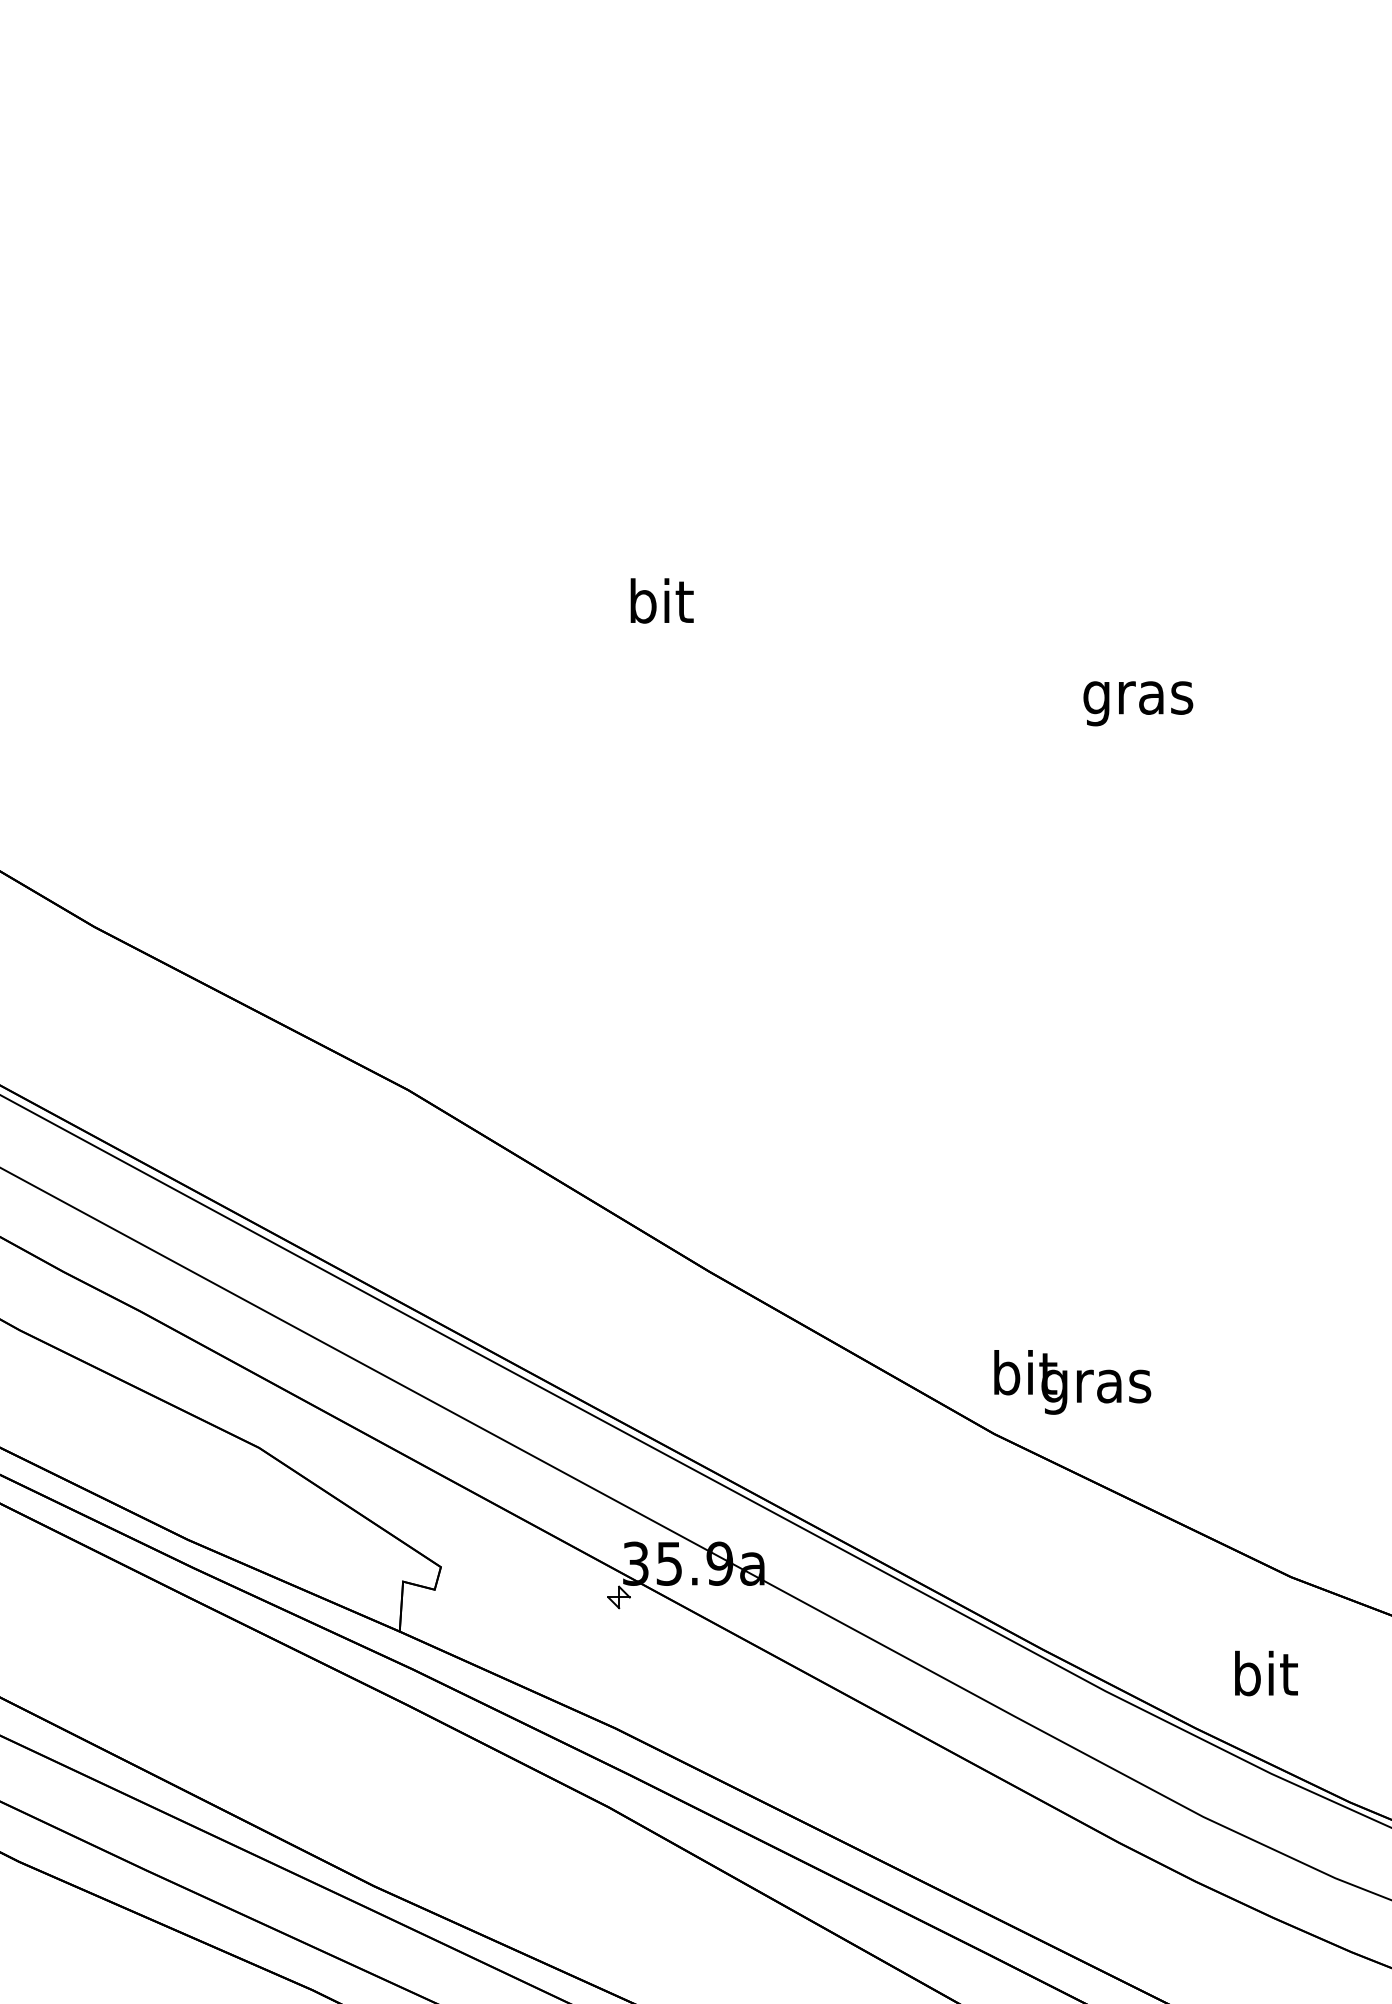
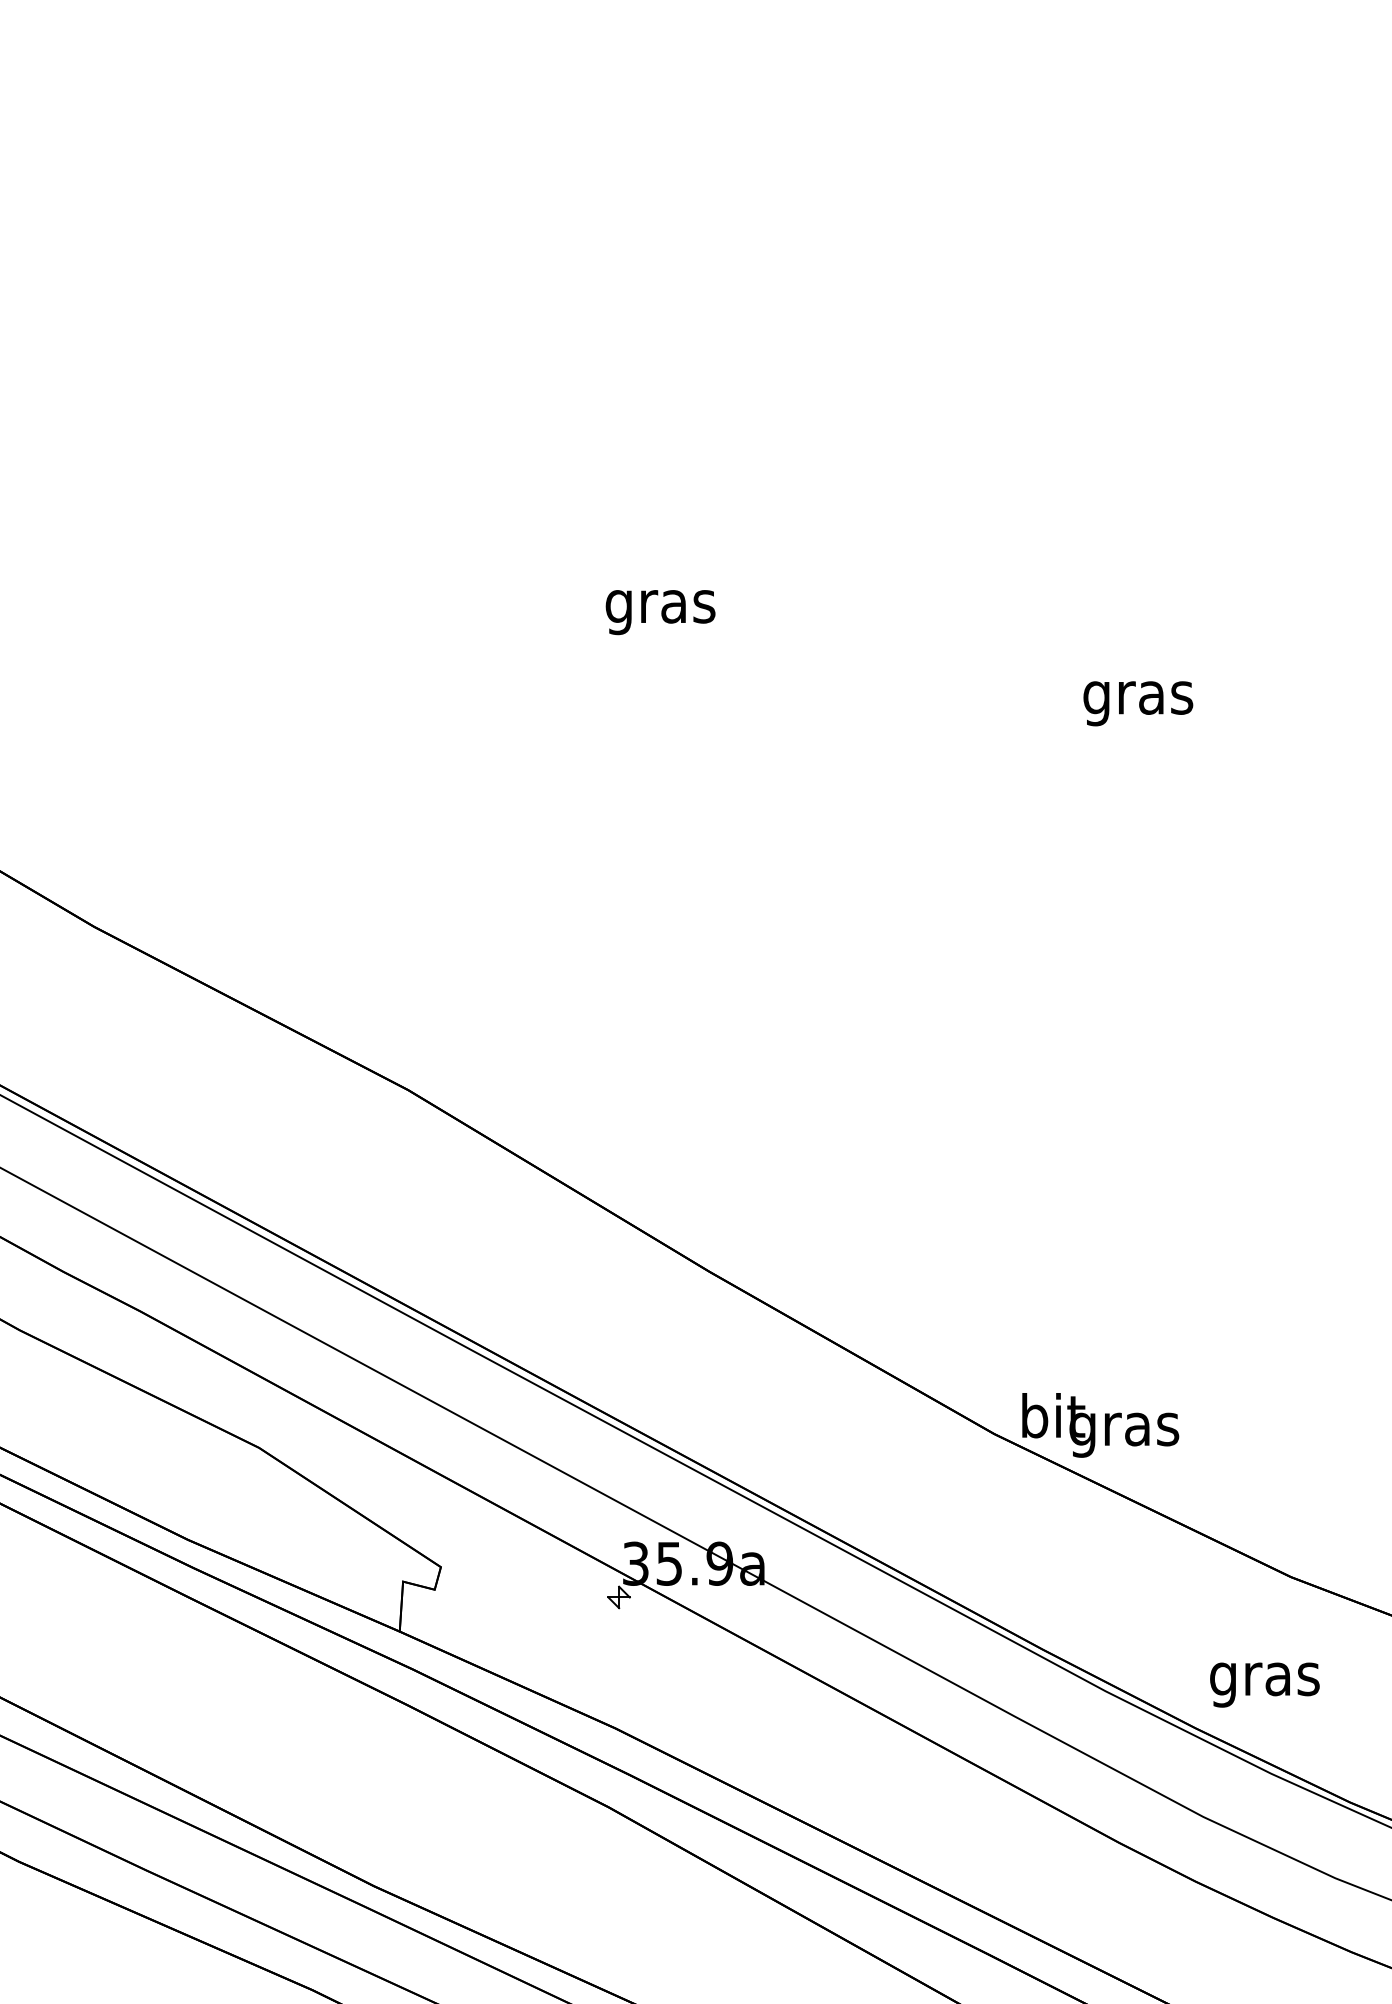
text: bit -> gras (660, 606)
text position: (1072, 1382) -> (1100, 1425) (1100, 1425)
text: bit -> gras (1264, 1678)
